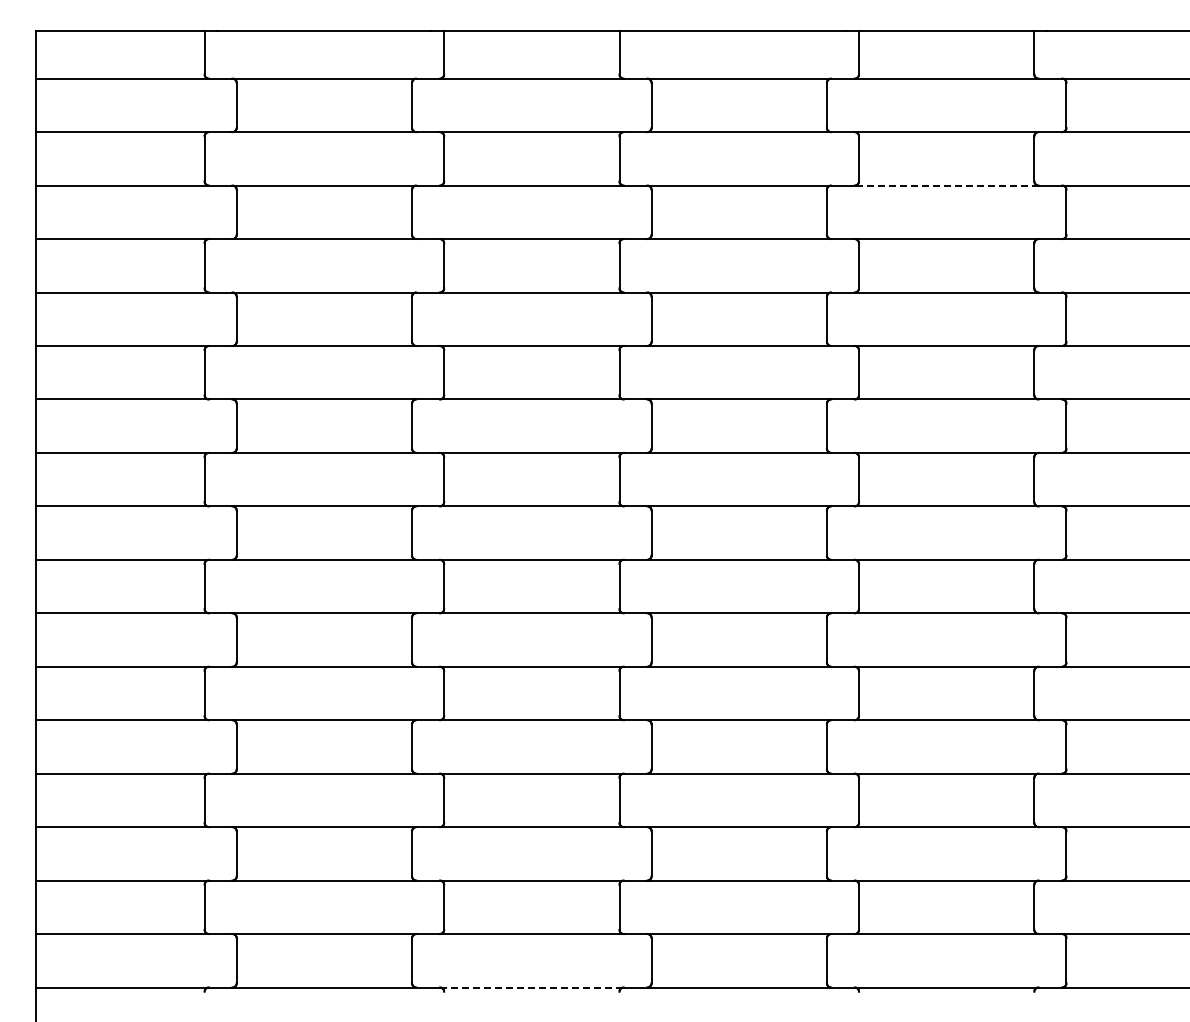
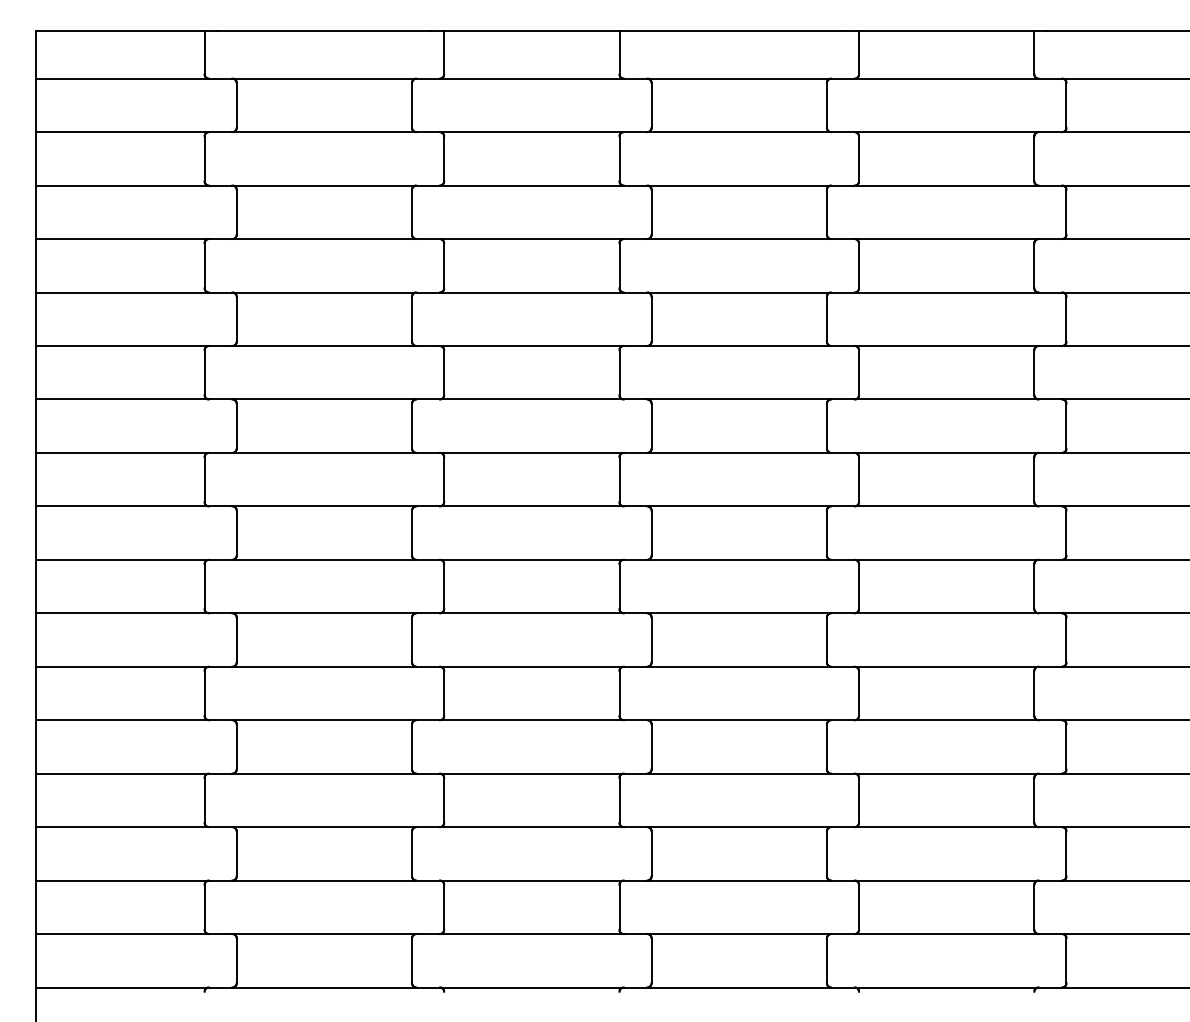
line: dashed -> solid (946, 185)
line: dashed -> solid (531, 987)
